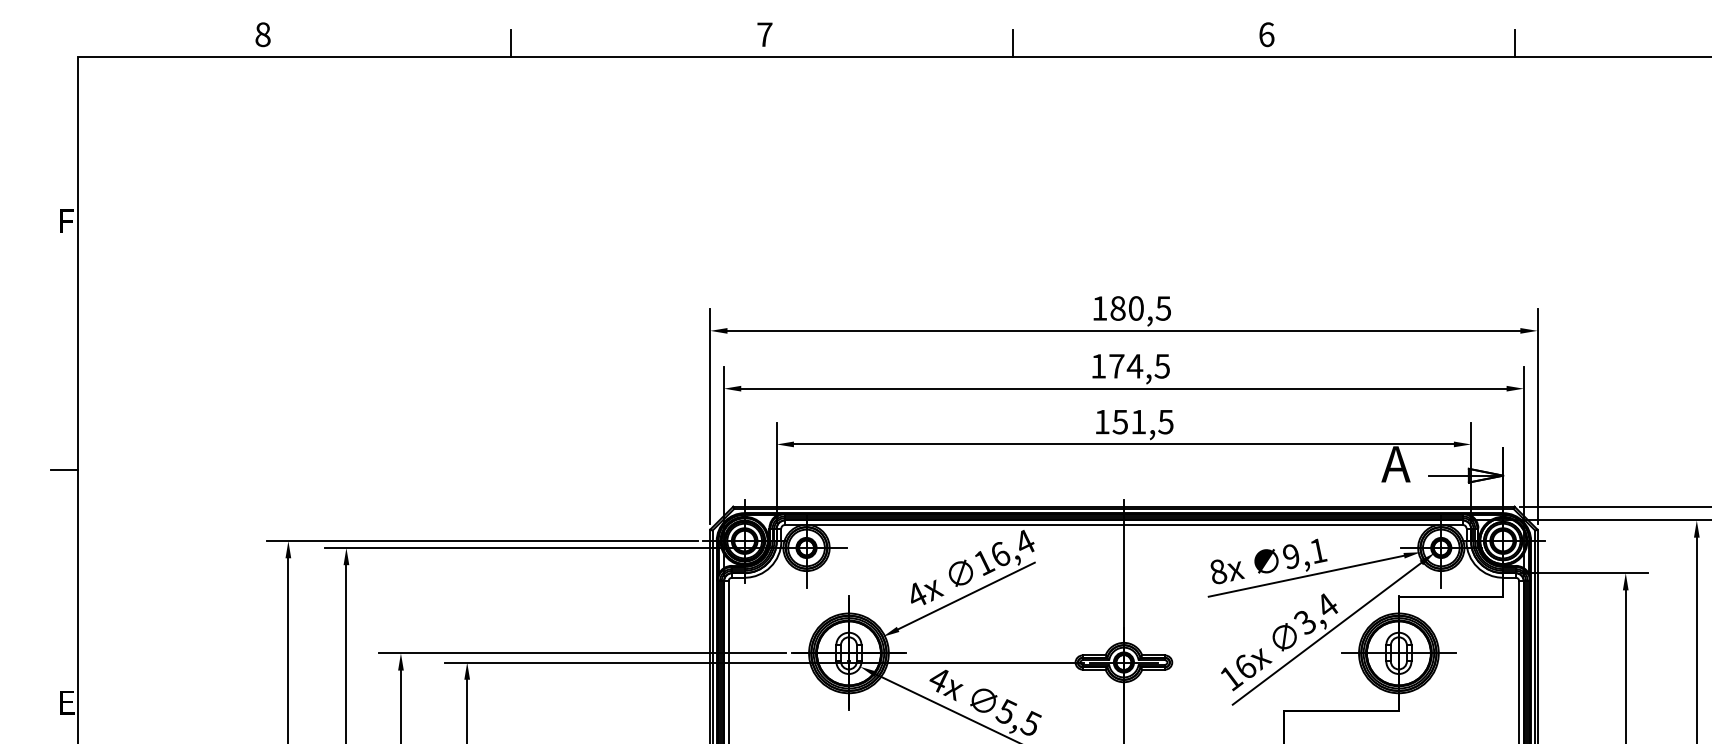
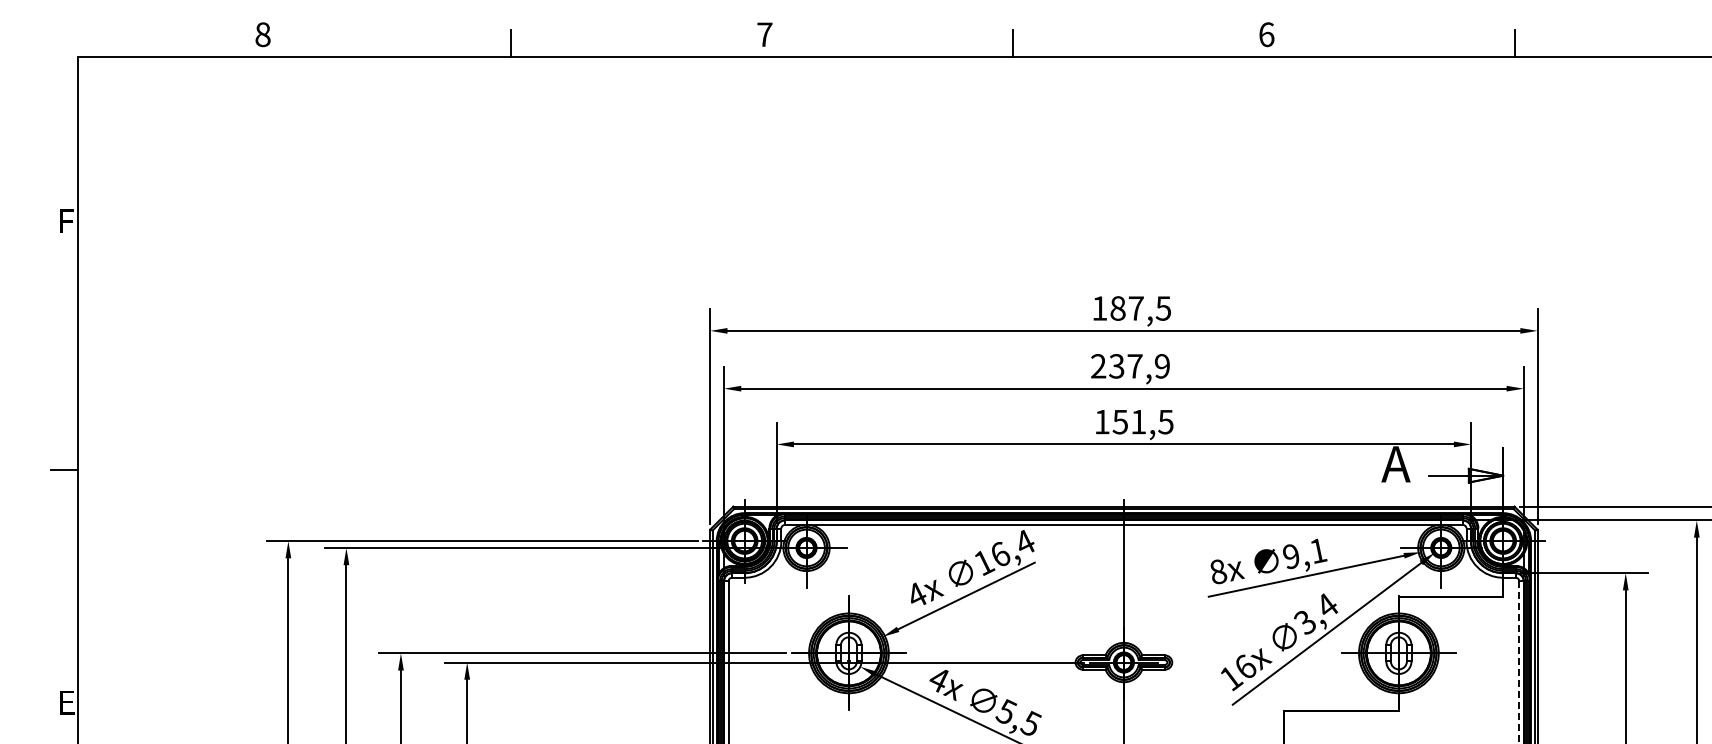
text: 180,5 -> 187,5 (1135, 308)
text: 174,5 -> 237,9 (1130, 366)
line: solid -> dashed (1519, 662)
